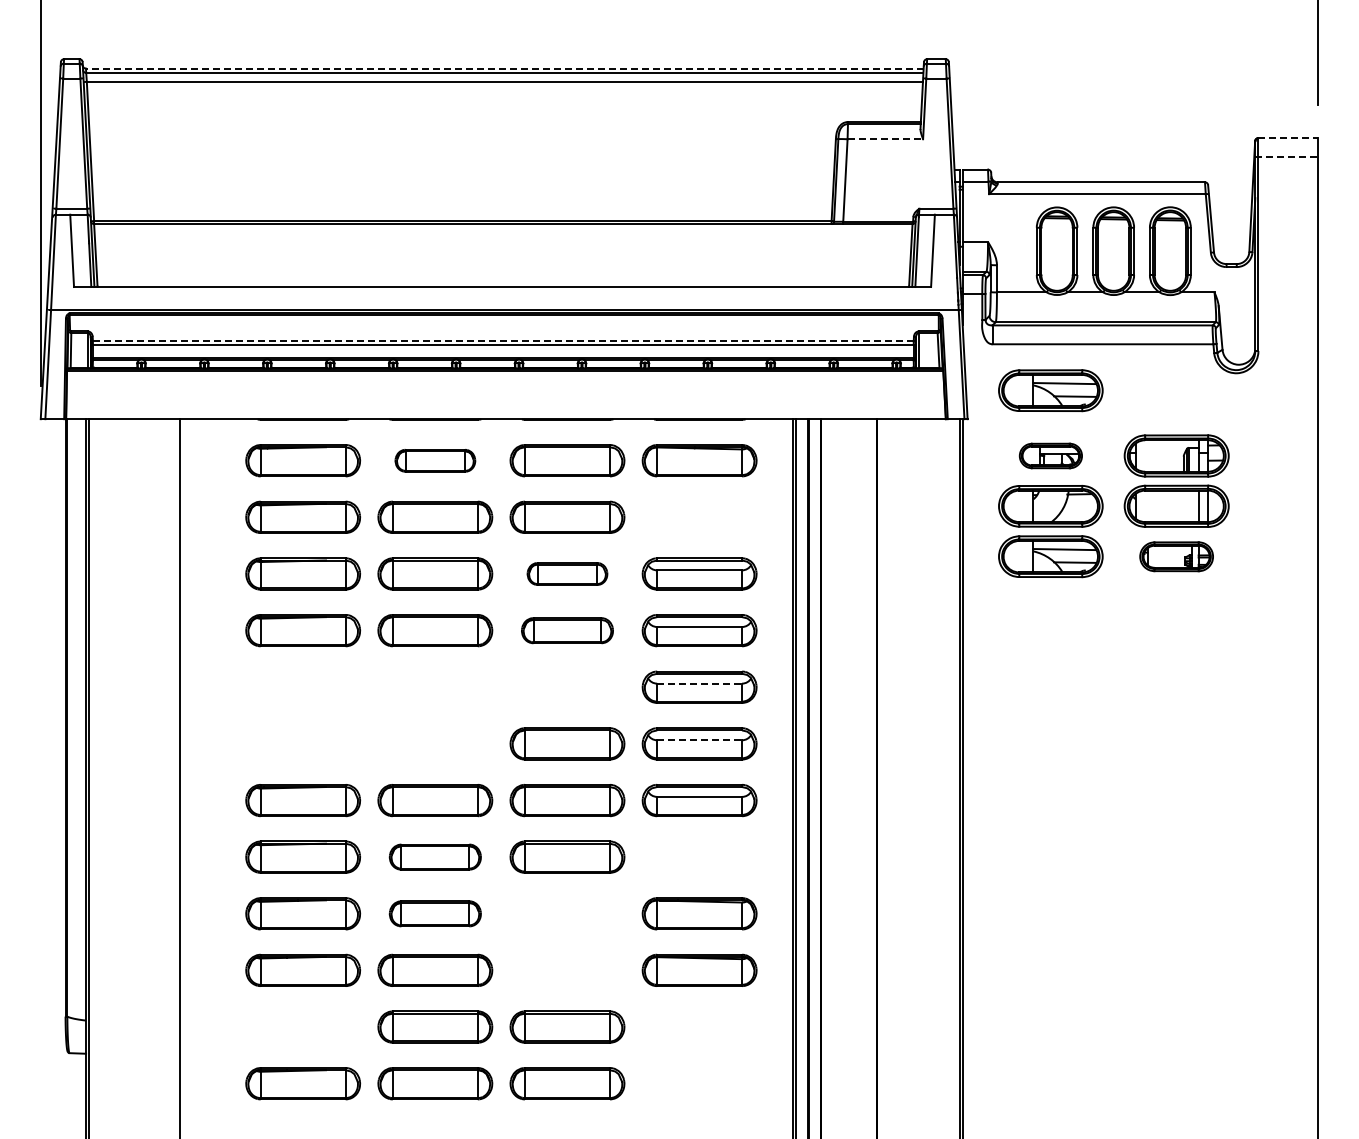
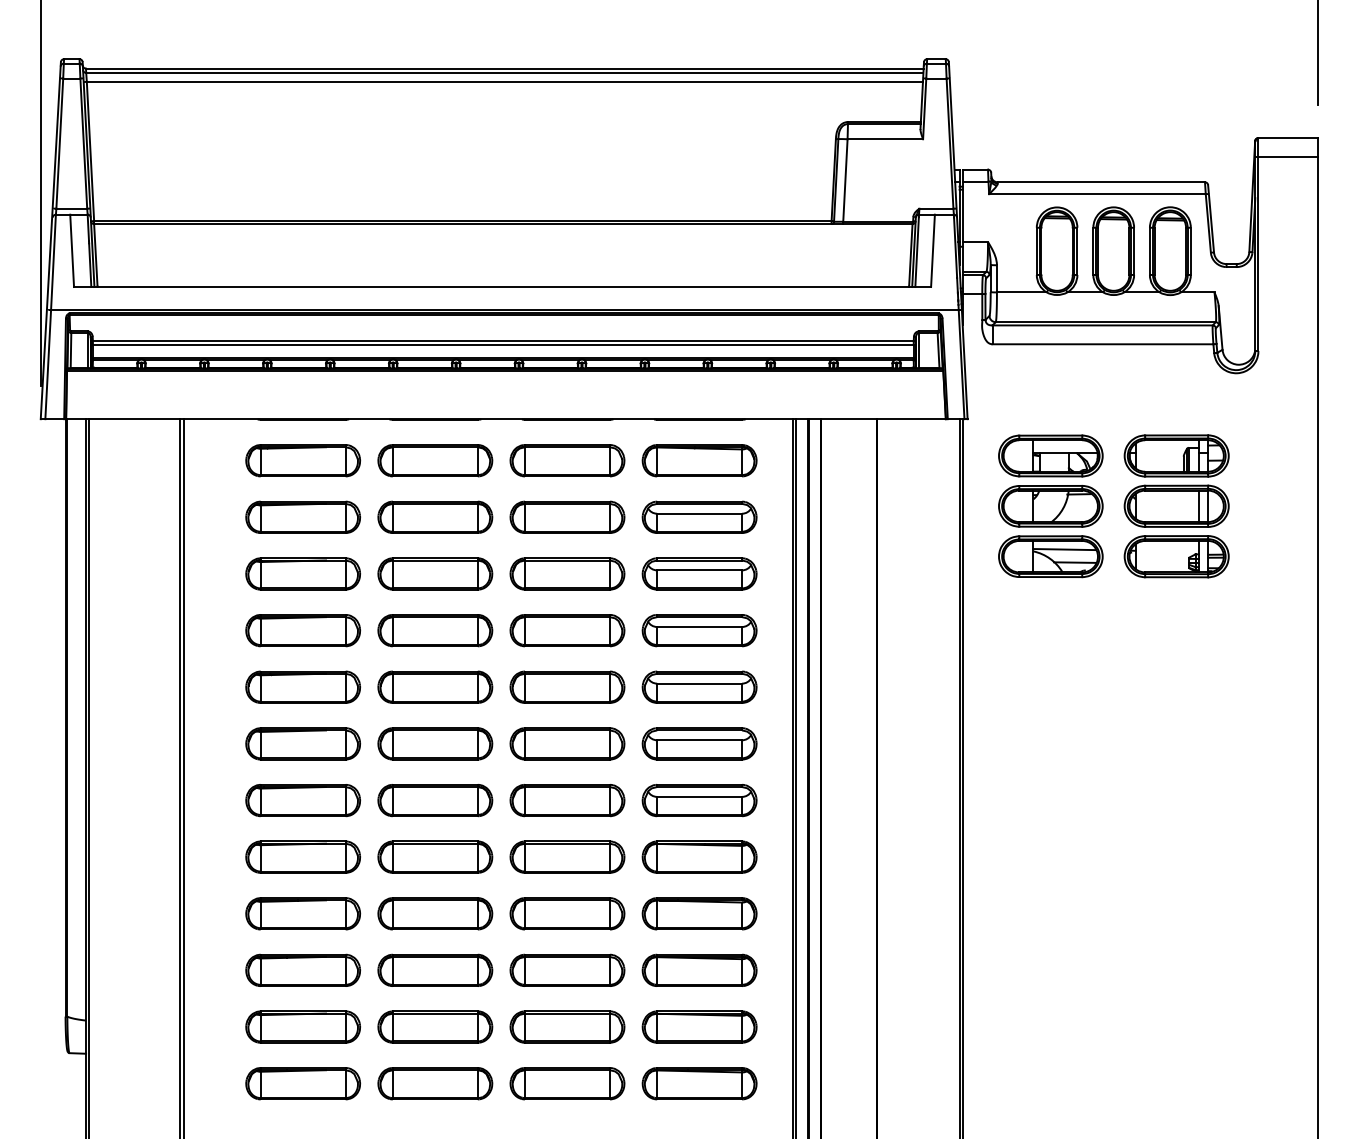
line: dashed -> solid (504, 68)
line: dashed -> solid (1288, 138)
line: dashed -> solid (885, 139)
line: dashed -> solid (1287, 157)
line: dashed -> solid (503, 340)
part: present -> none (1050, 390)
part size: 65x28 px -> 106x44 px (1050, 455)
part size: 83x24 px -> 117x34 px (435, 460)
part: none -> present (699, 516)
part size: 75x32 px -> 107x44 px (1176, 556)
part size: 83x24 px -> 117x34 px (567, 573)
part size: 93x28 px -> 117x34 px (567, 630)
line: dashed -> solid (700, 683)
part: none -> present (302, 686)
part: none -> present (435, 686)
part: none -> present (567, 686)
line: dashed -> solid (700, 740)
part: none -> present (303, 743)
part: none -> present (435, 743)
line: none -> present (183, 777)
part size: 94x28 px -> 117x34 px (435, 856)
part: none -> present (699, 856)
part size: 94x28 px -> 117x34 px (435, 913)
part: none -> present (567, 913)
part: none -> present (567, 969)
part: none -> present (302, 1026)
part: none -> present (699, 1026)
part: none -> present (699, 1083)
